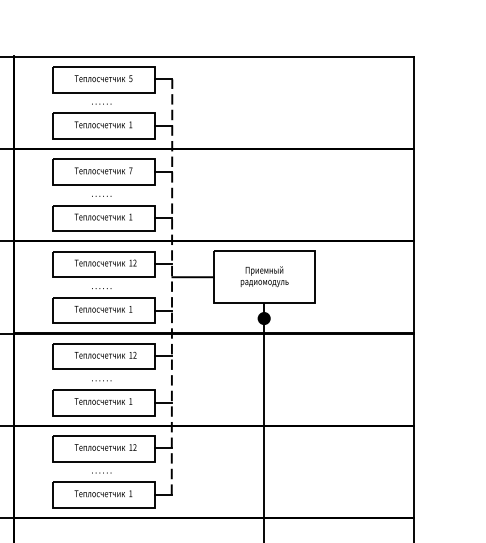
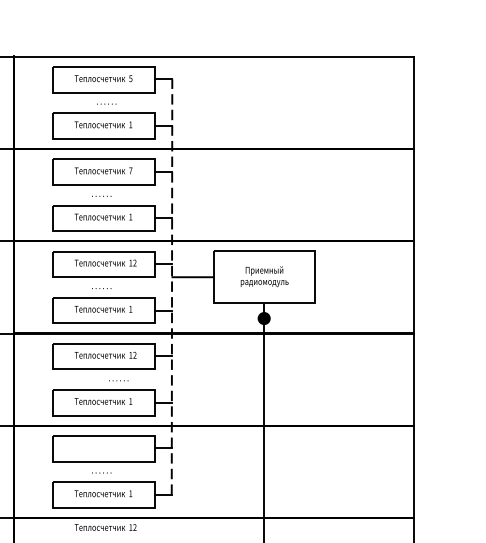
text position: (101, 103) -> (106, 103) (106, 103)
text position: (101, 380) -> (118, 380) (118, 380)
text position: (105, 447) -> (105, 527) (105, 527)
